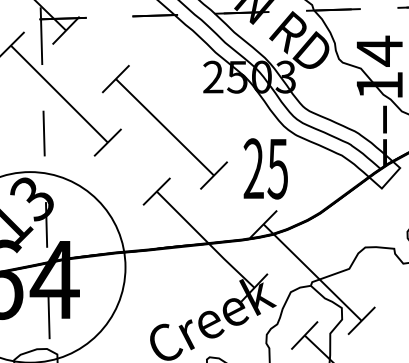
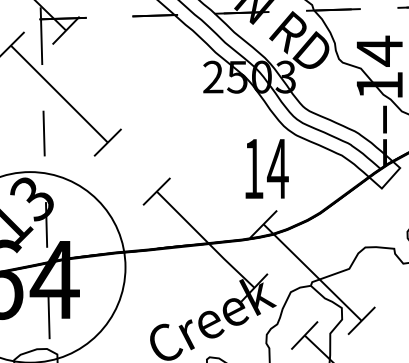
part: present -> none (164, 127)
text: 25 -> 14 (265, 168)
